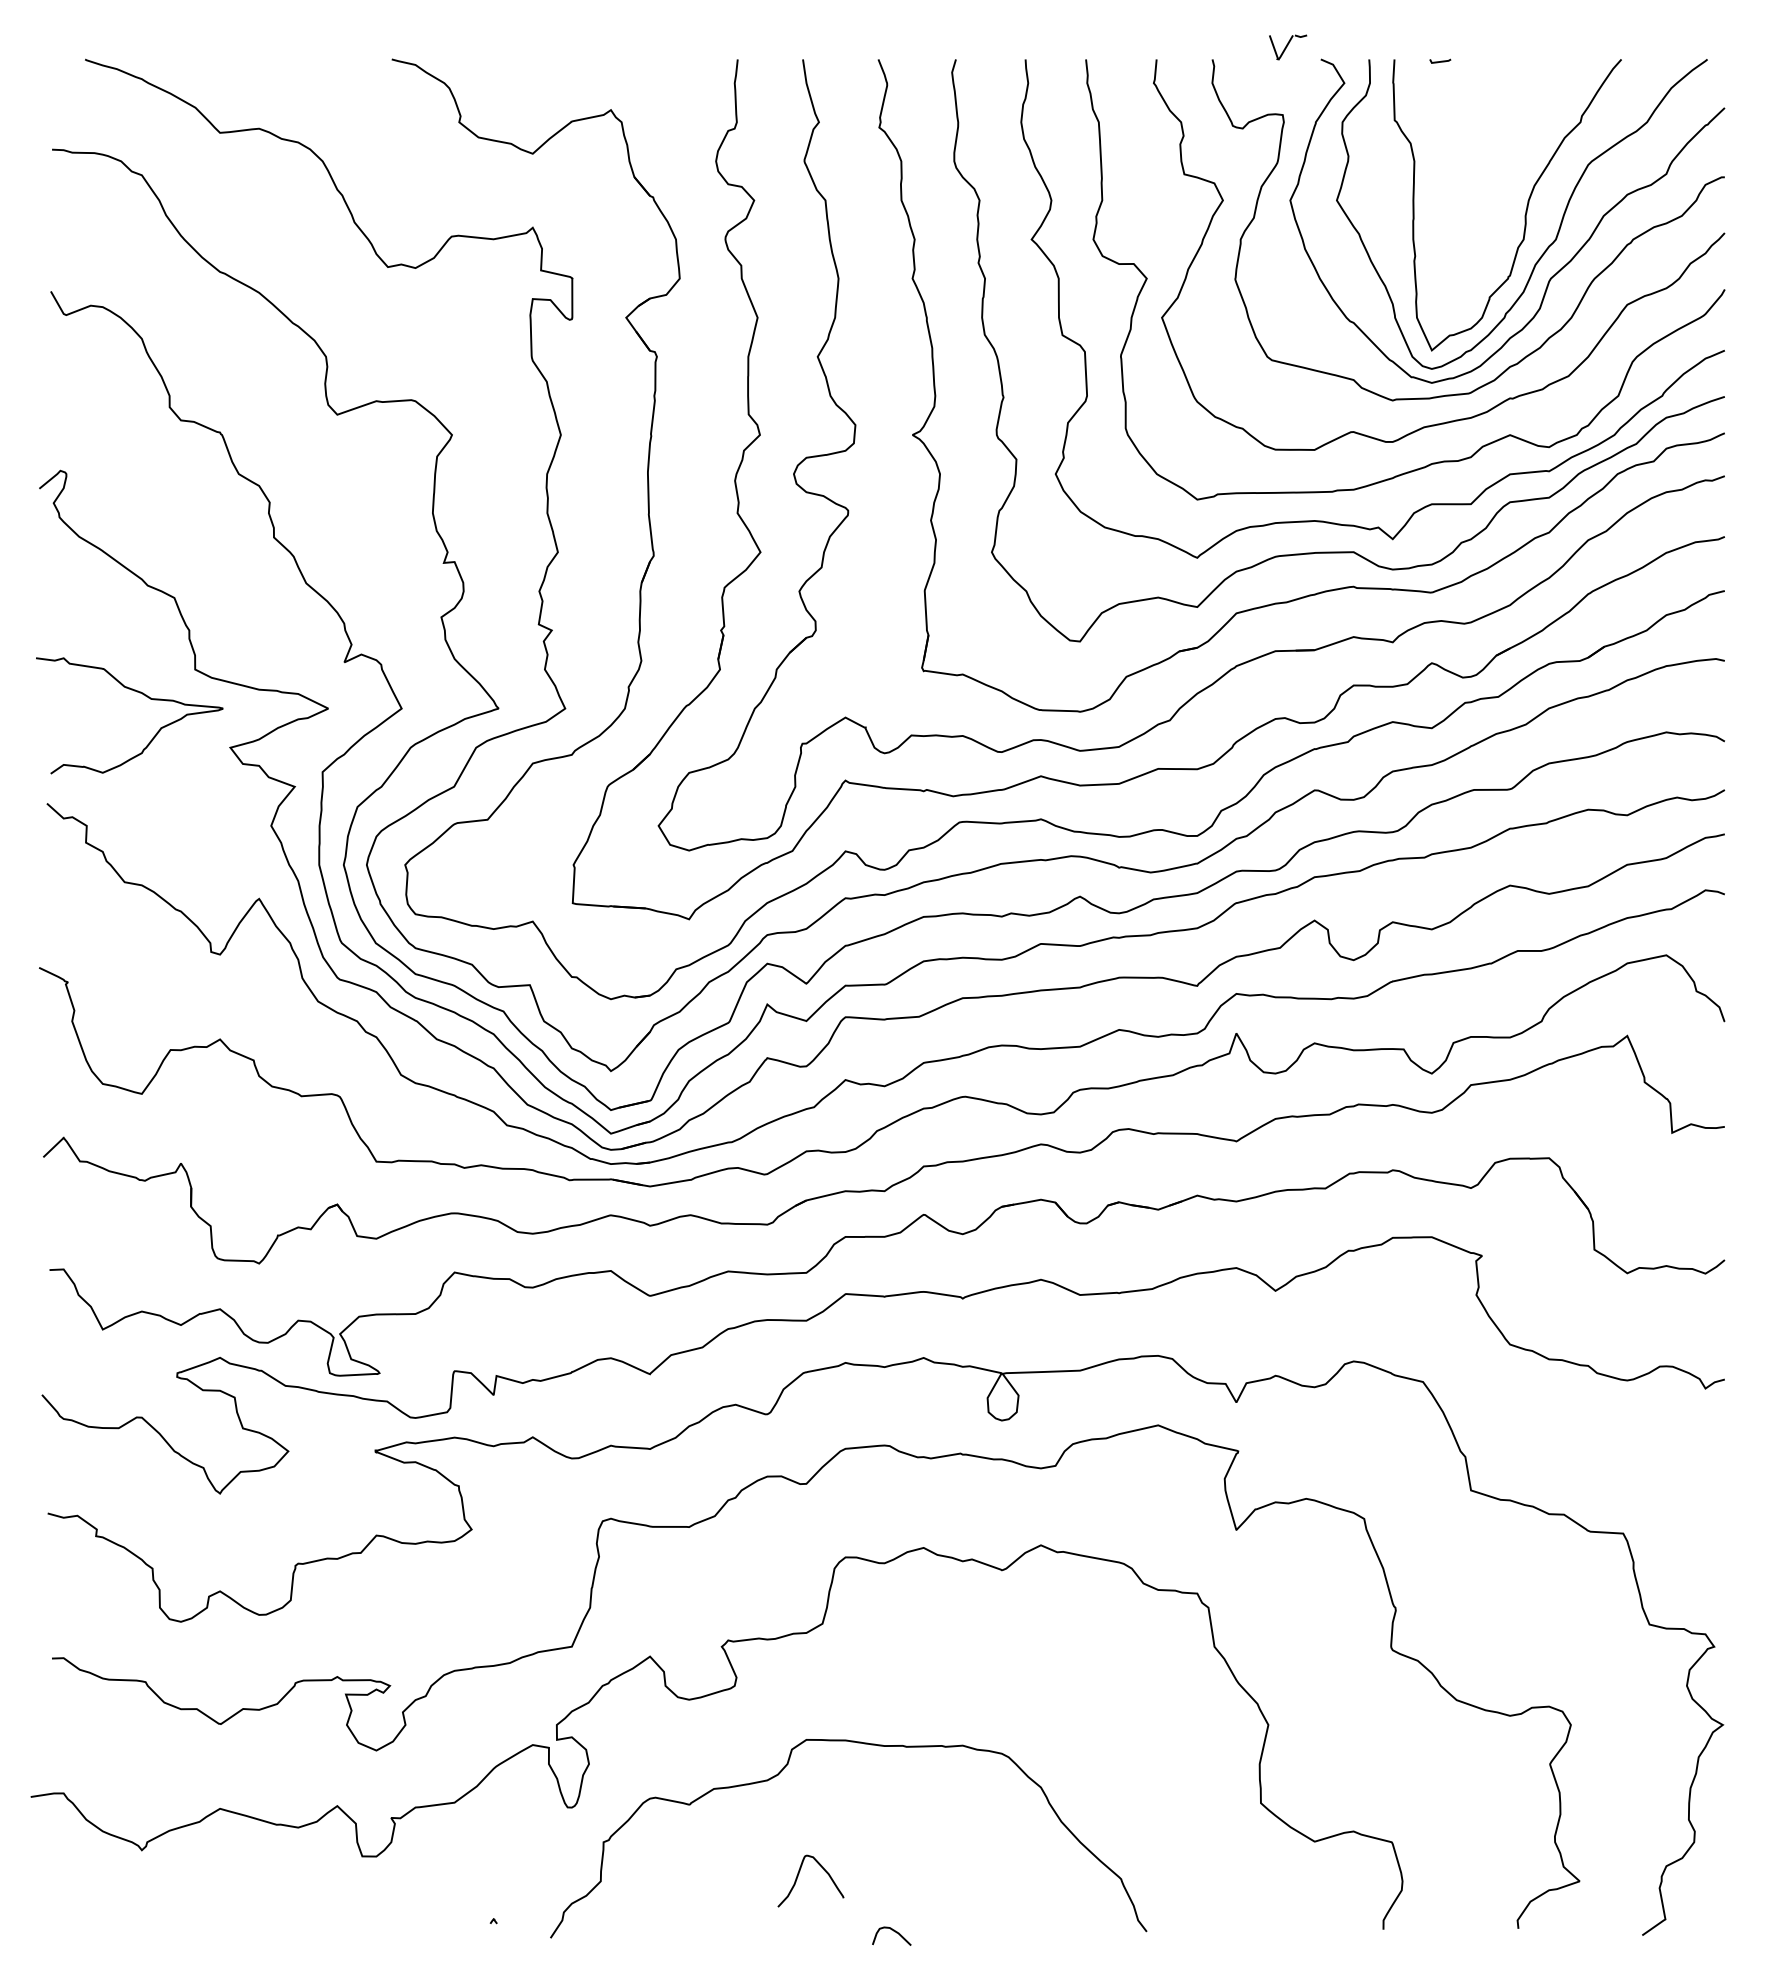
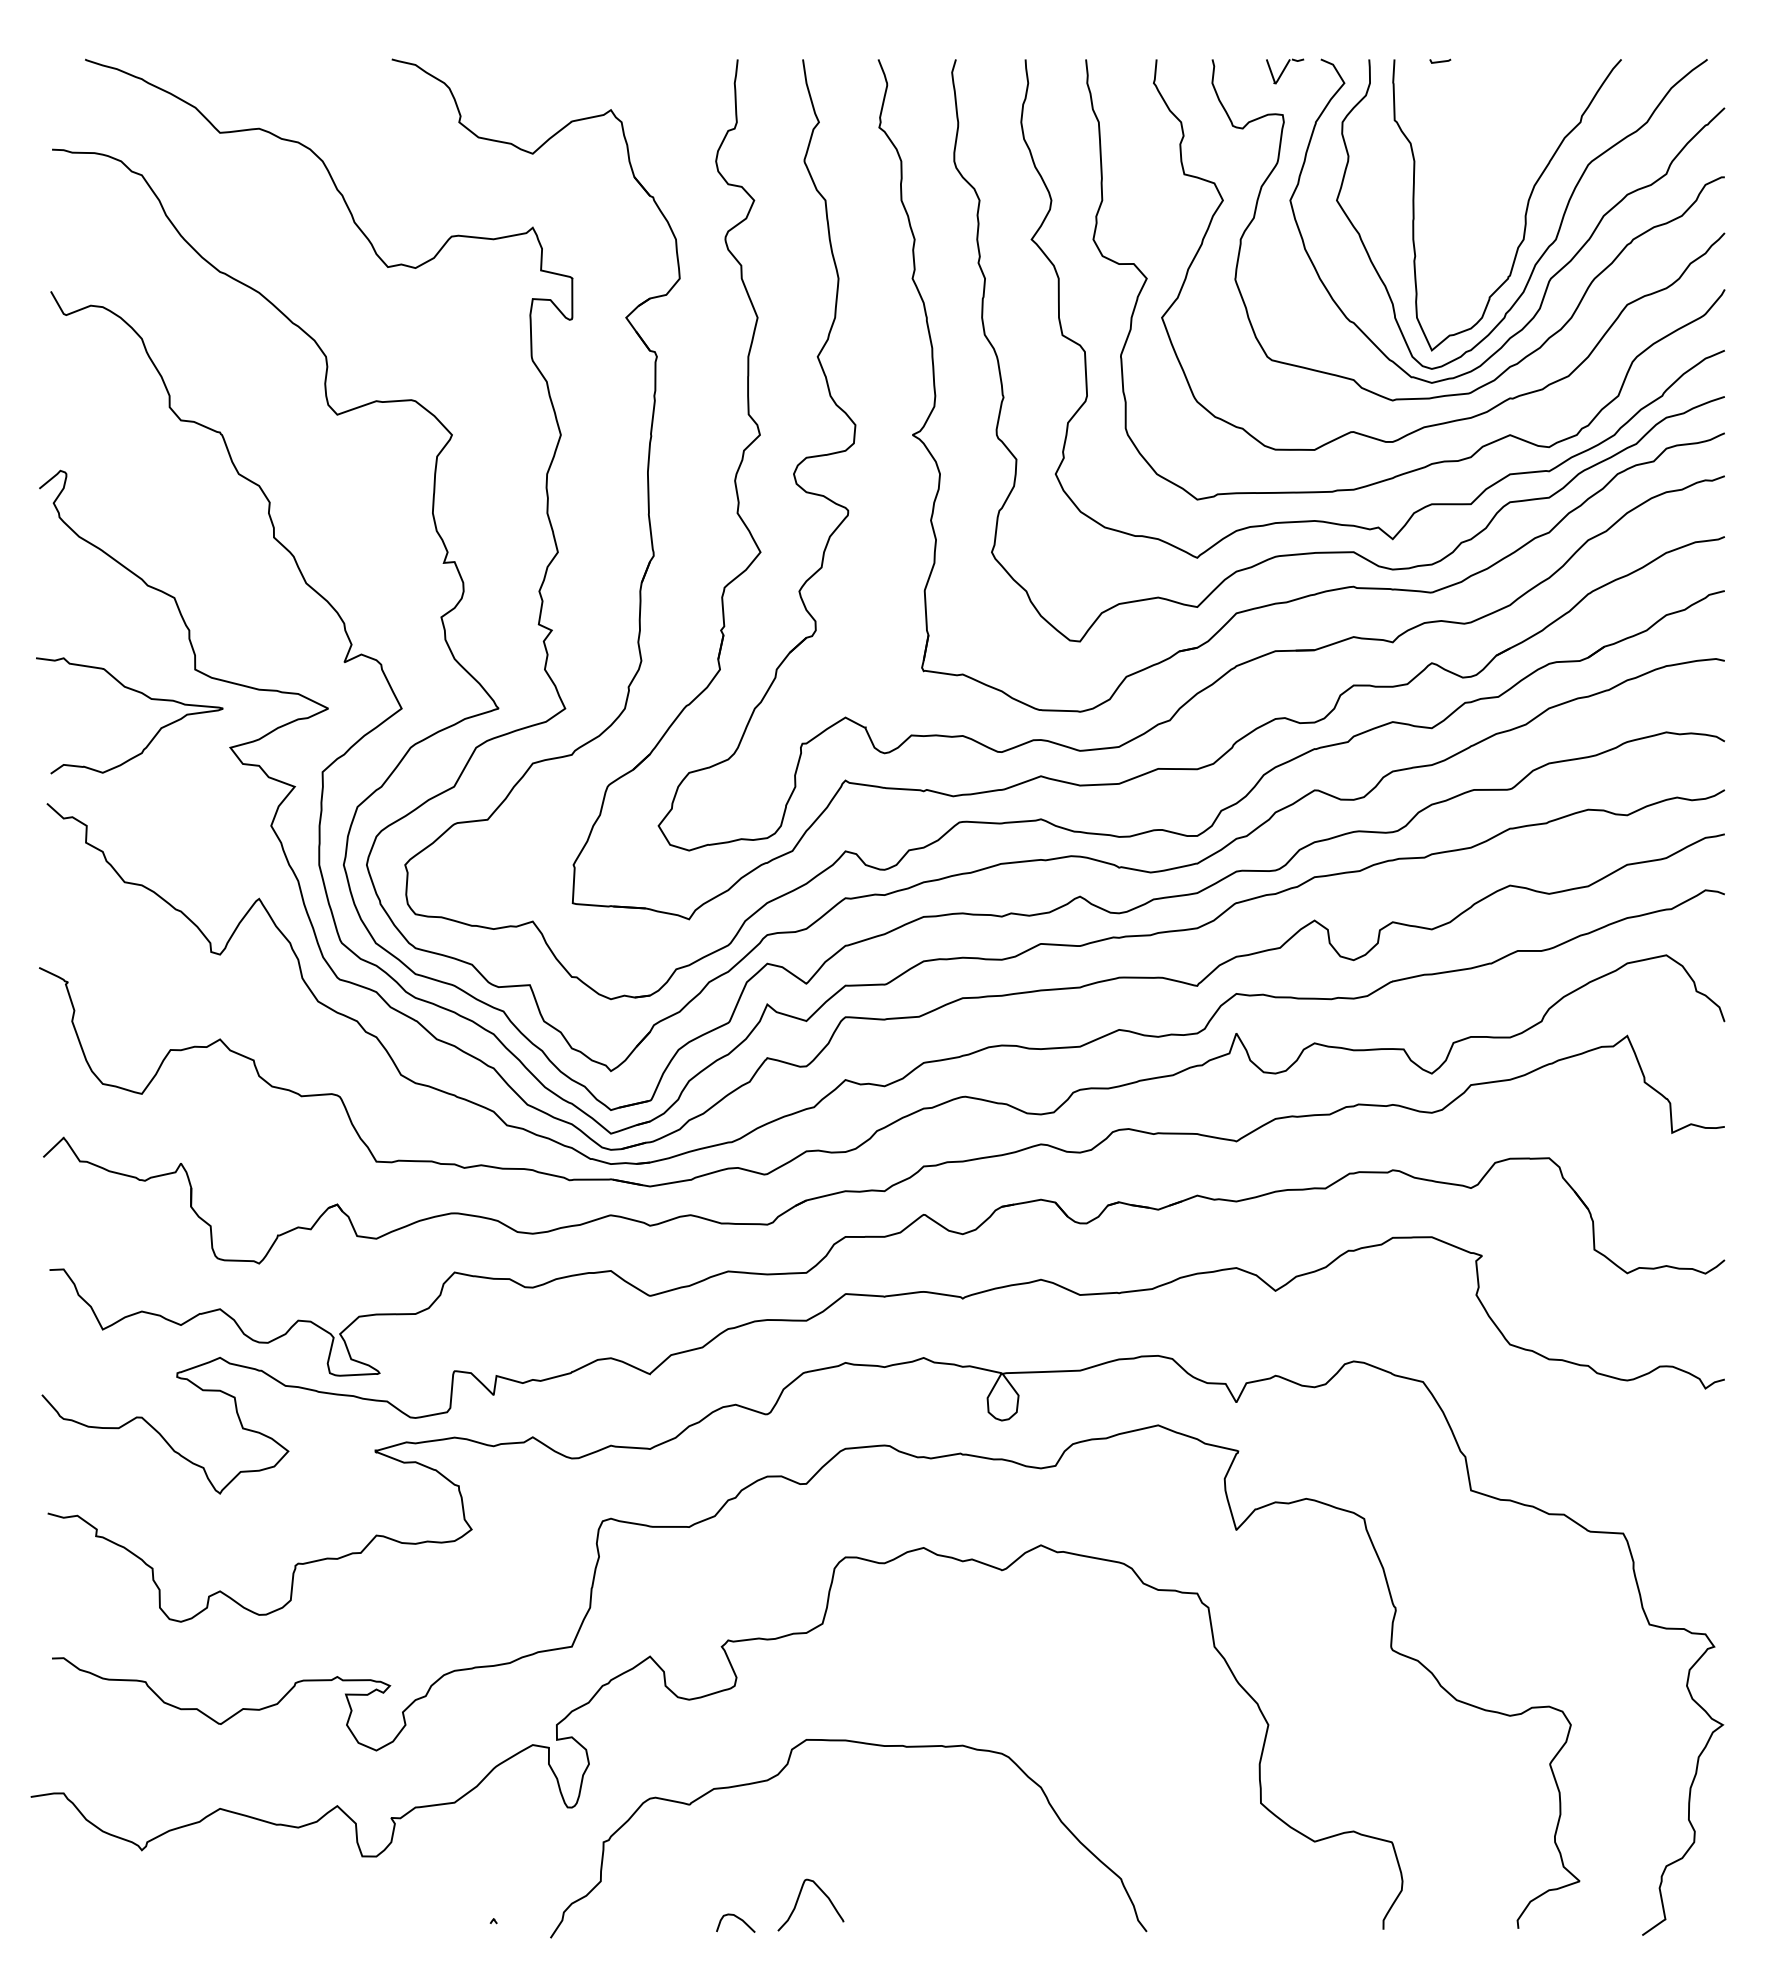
part position: (1288, 47) -> (1285, 71) (1285, 71)
curve position: (799, 1874) -> (799, 1898) (799, 1898)
curve position: (893, 1931) -> (737, 1918) (737, 1918)
